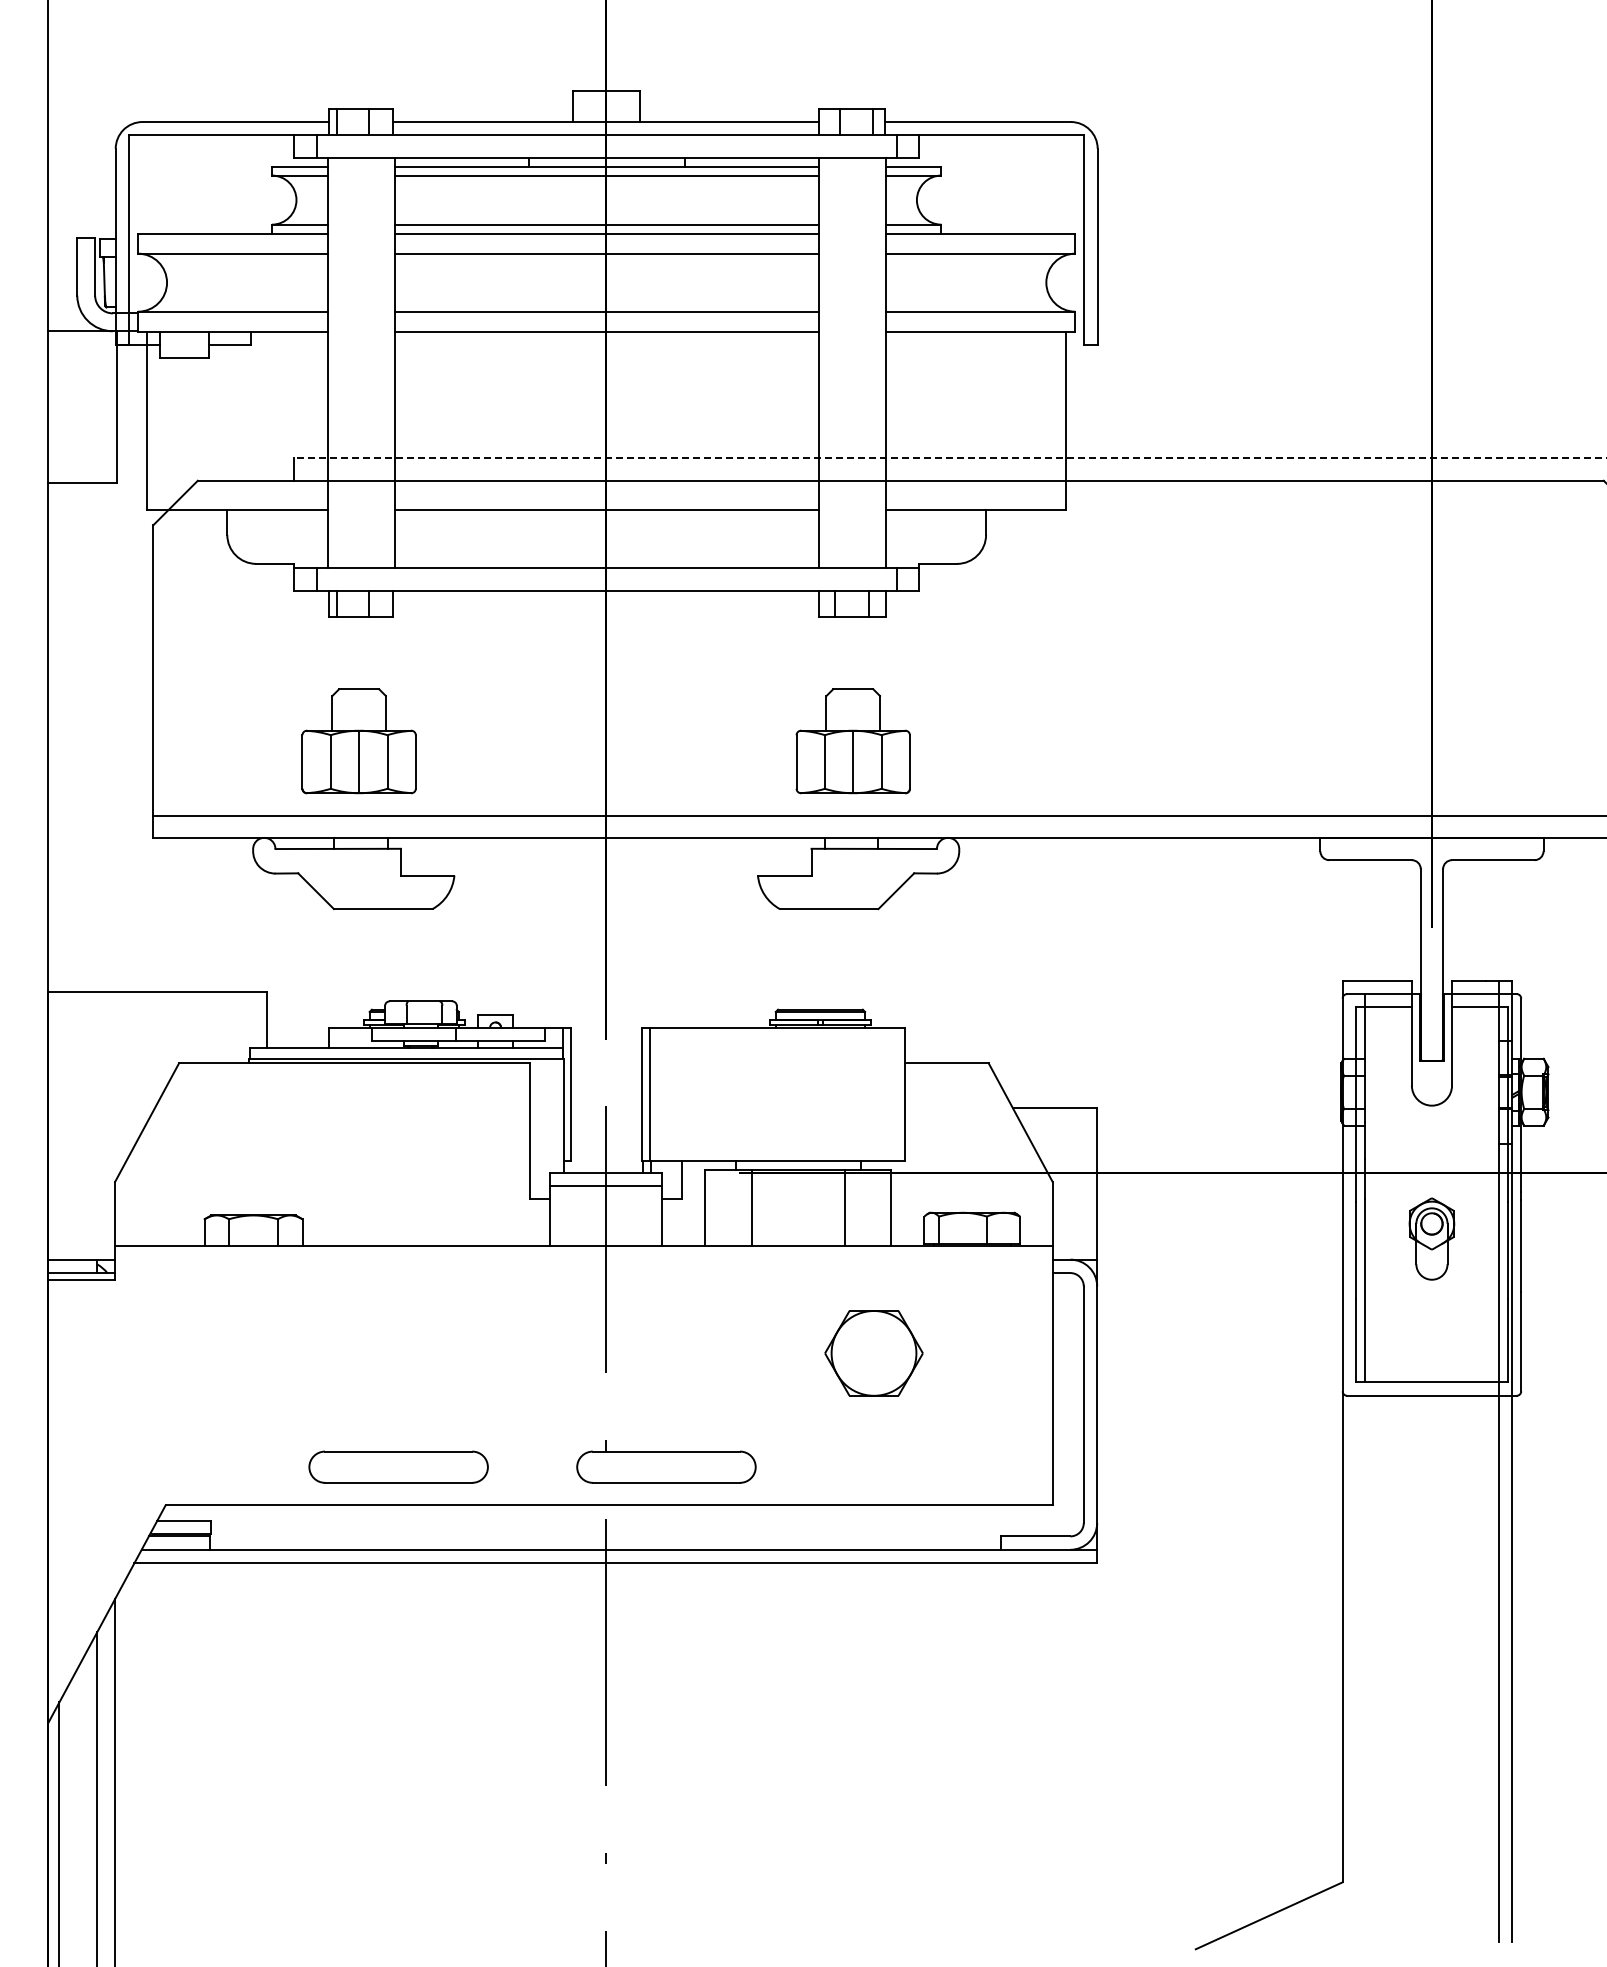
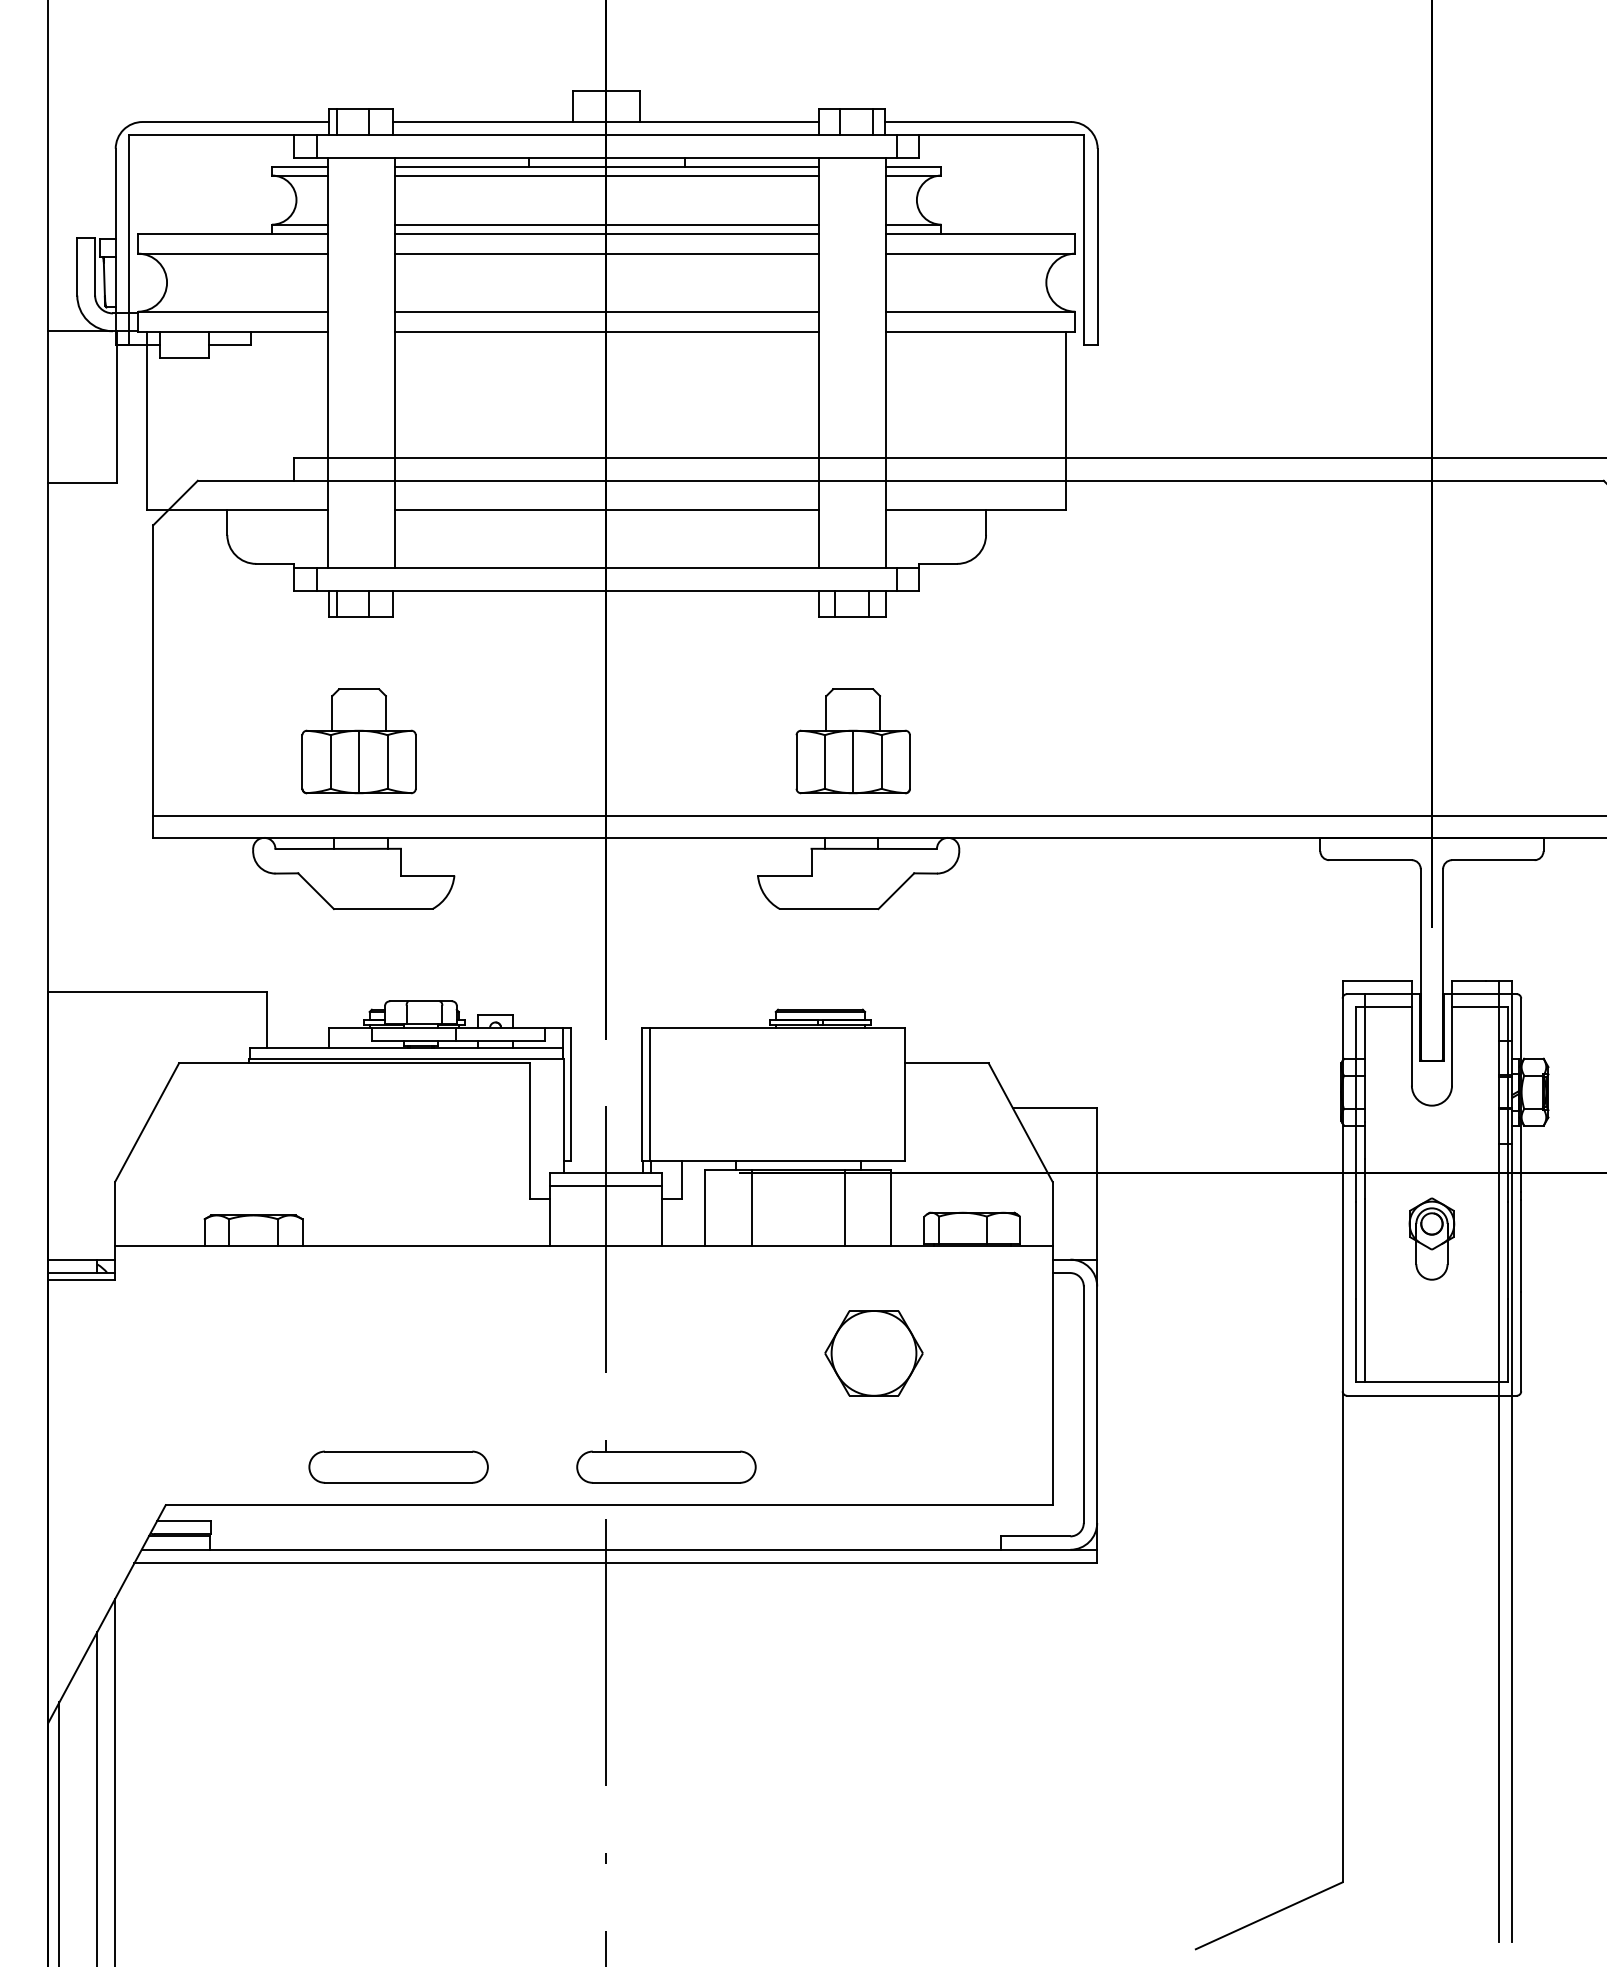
line: dashed -> solid (949, 458)
